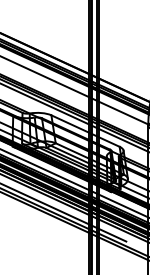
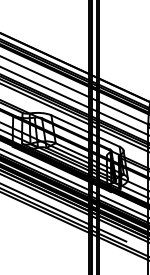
line: none -> present (74, 100)
